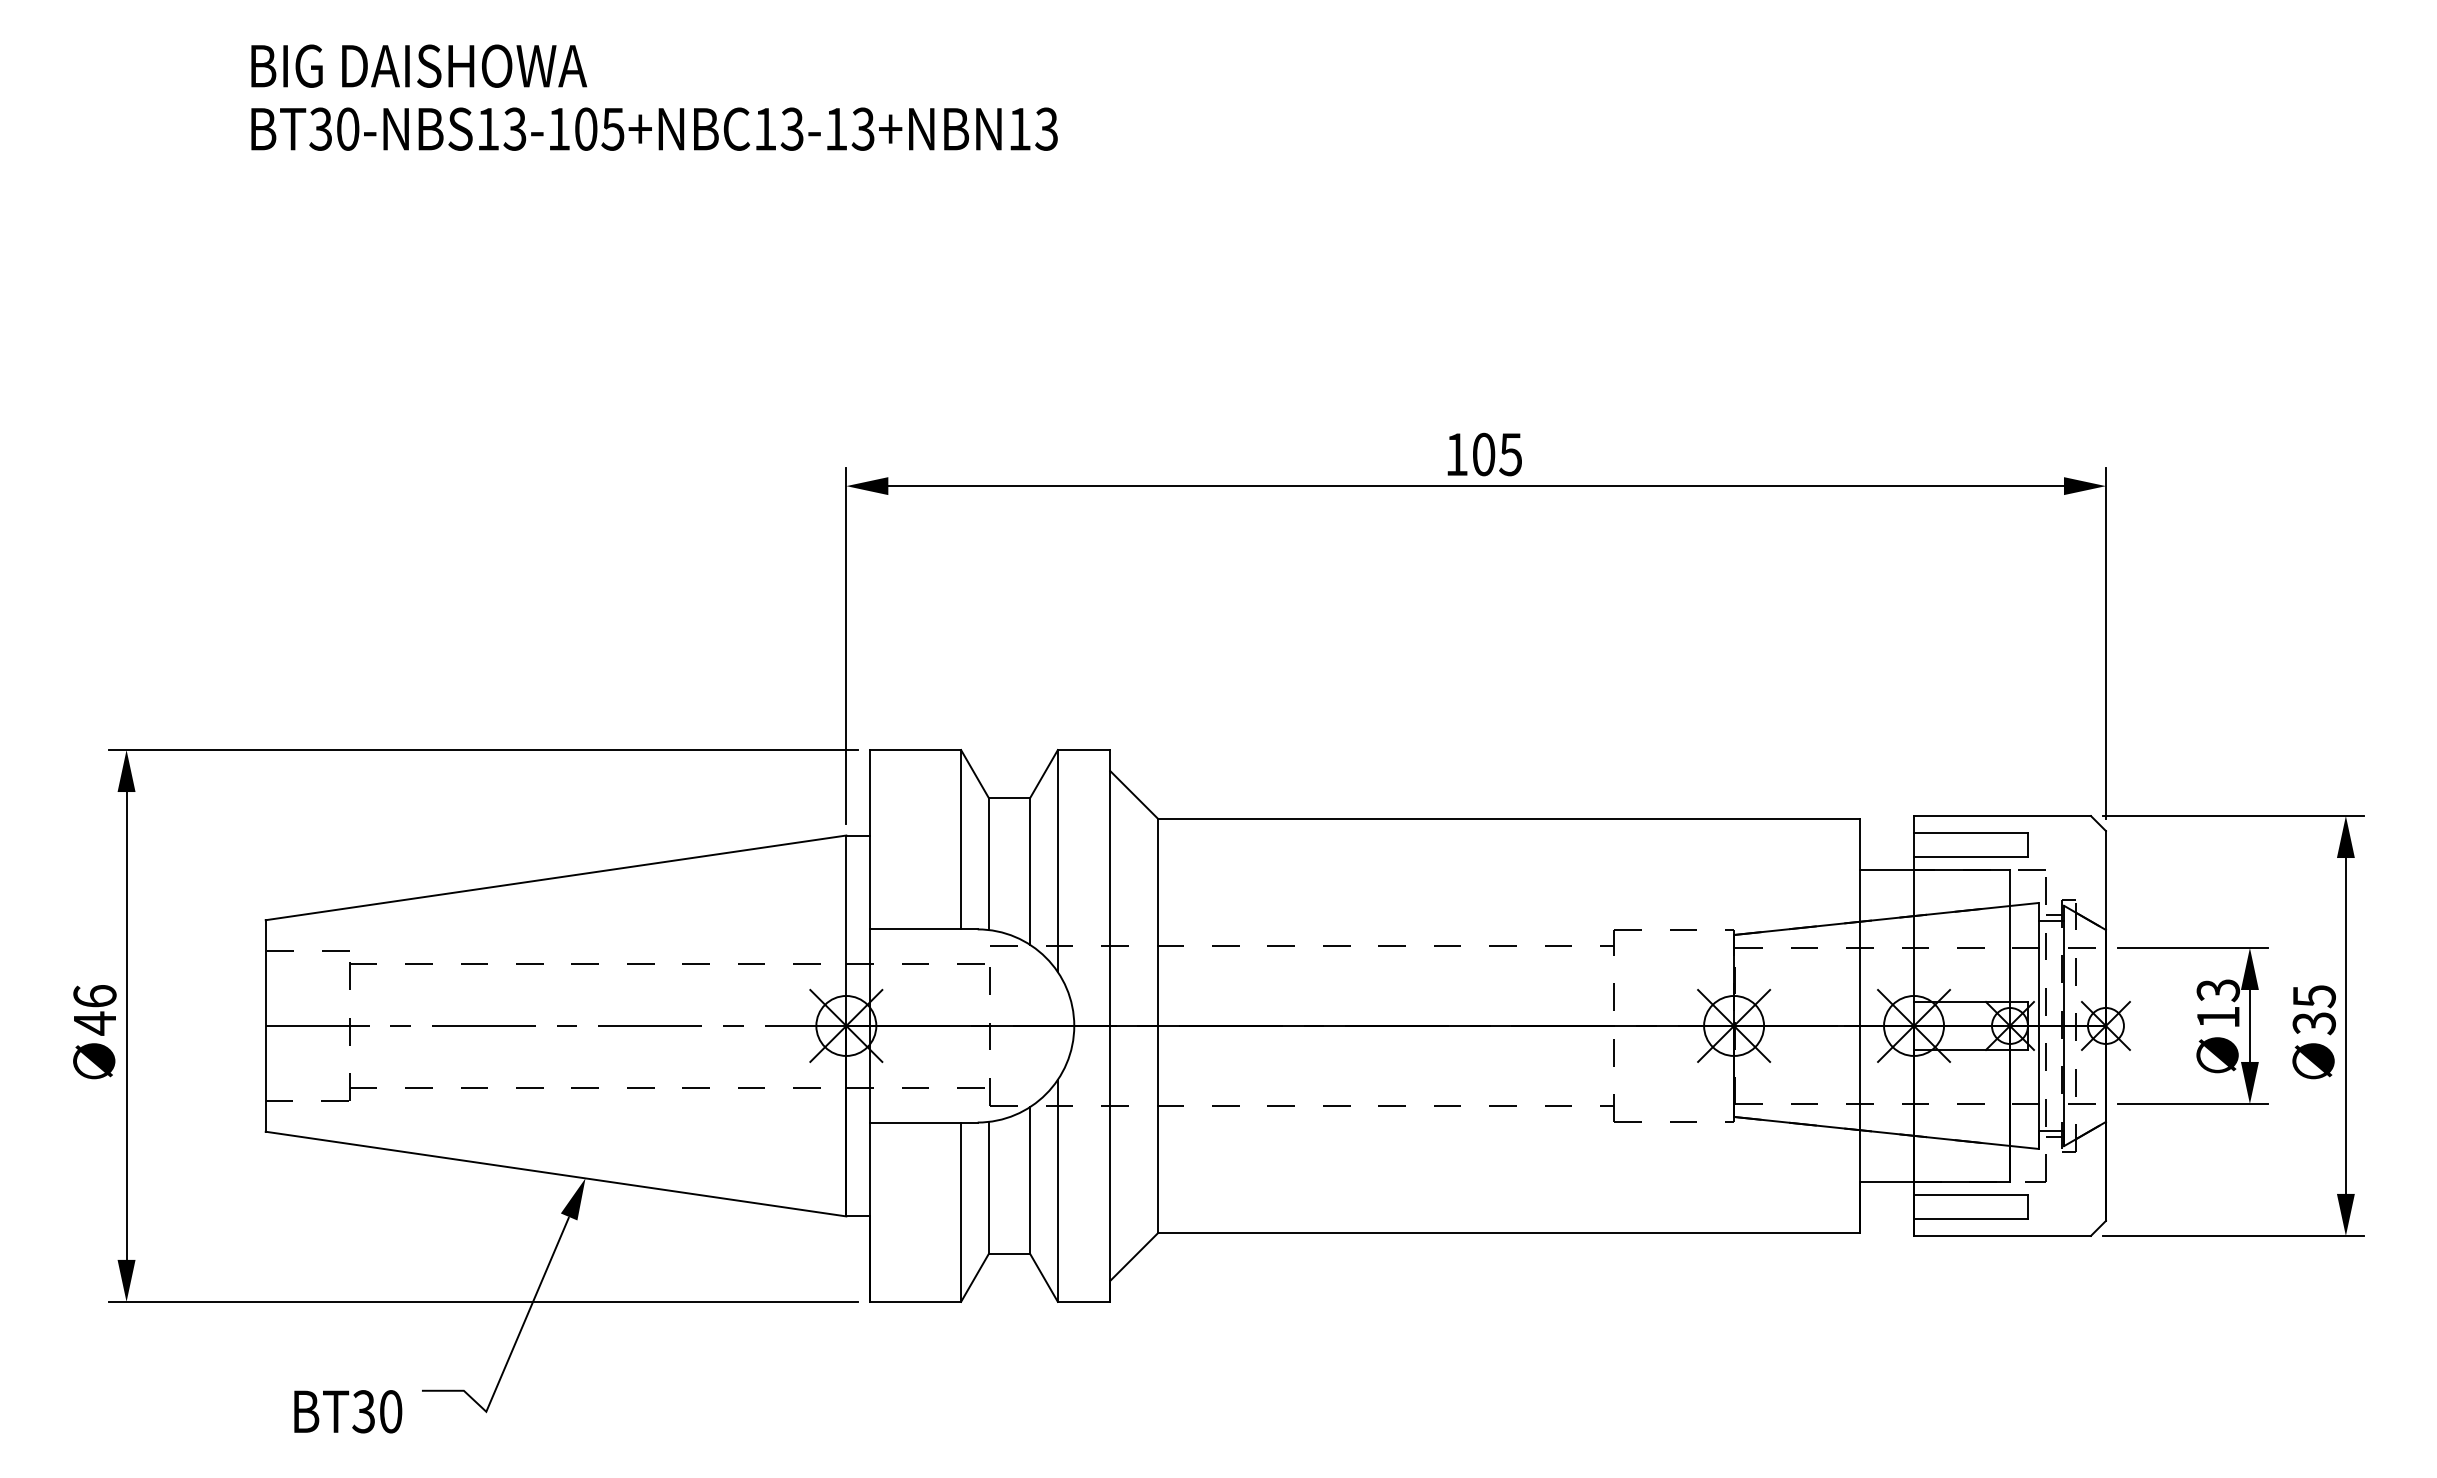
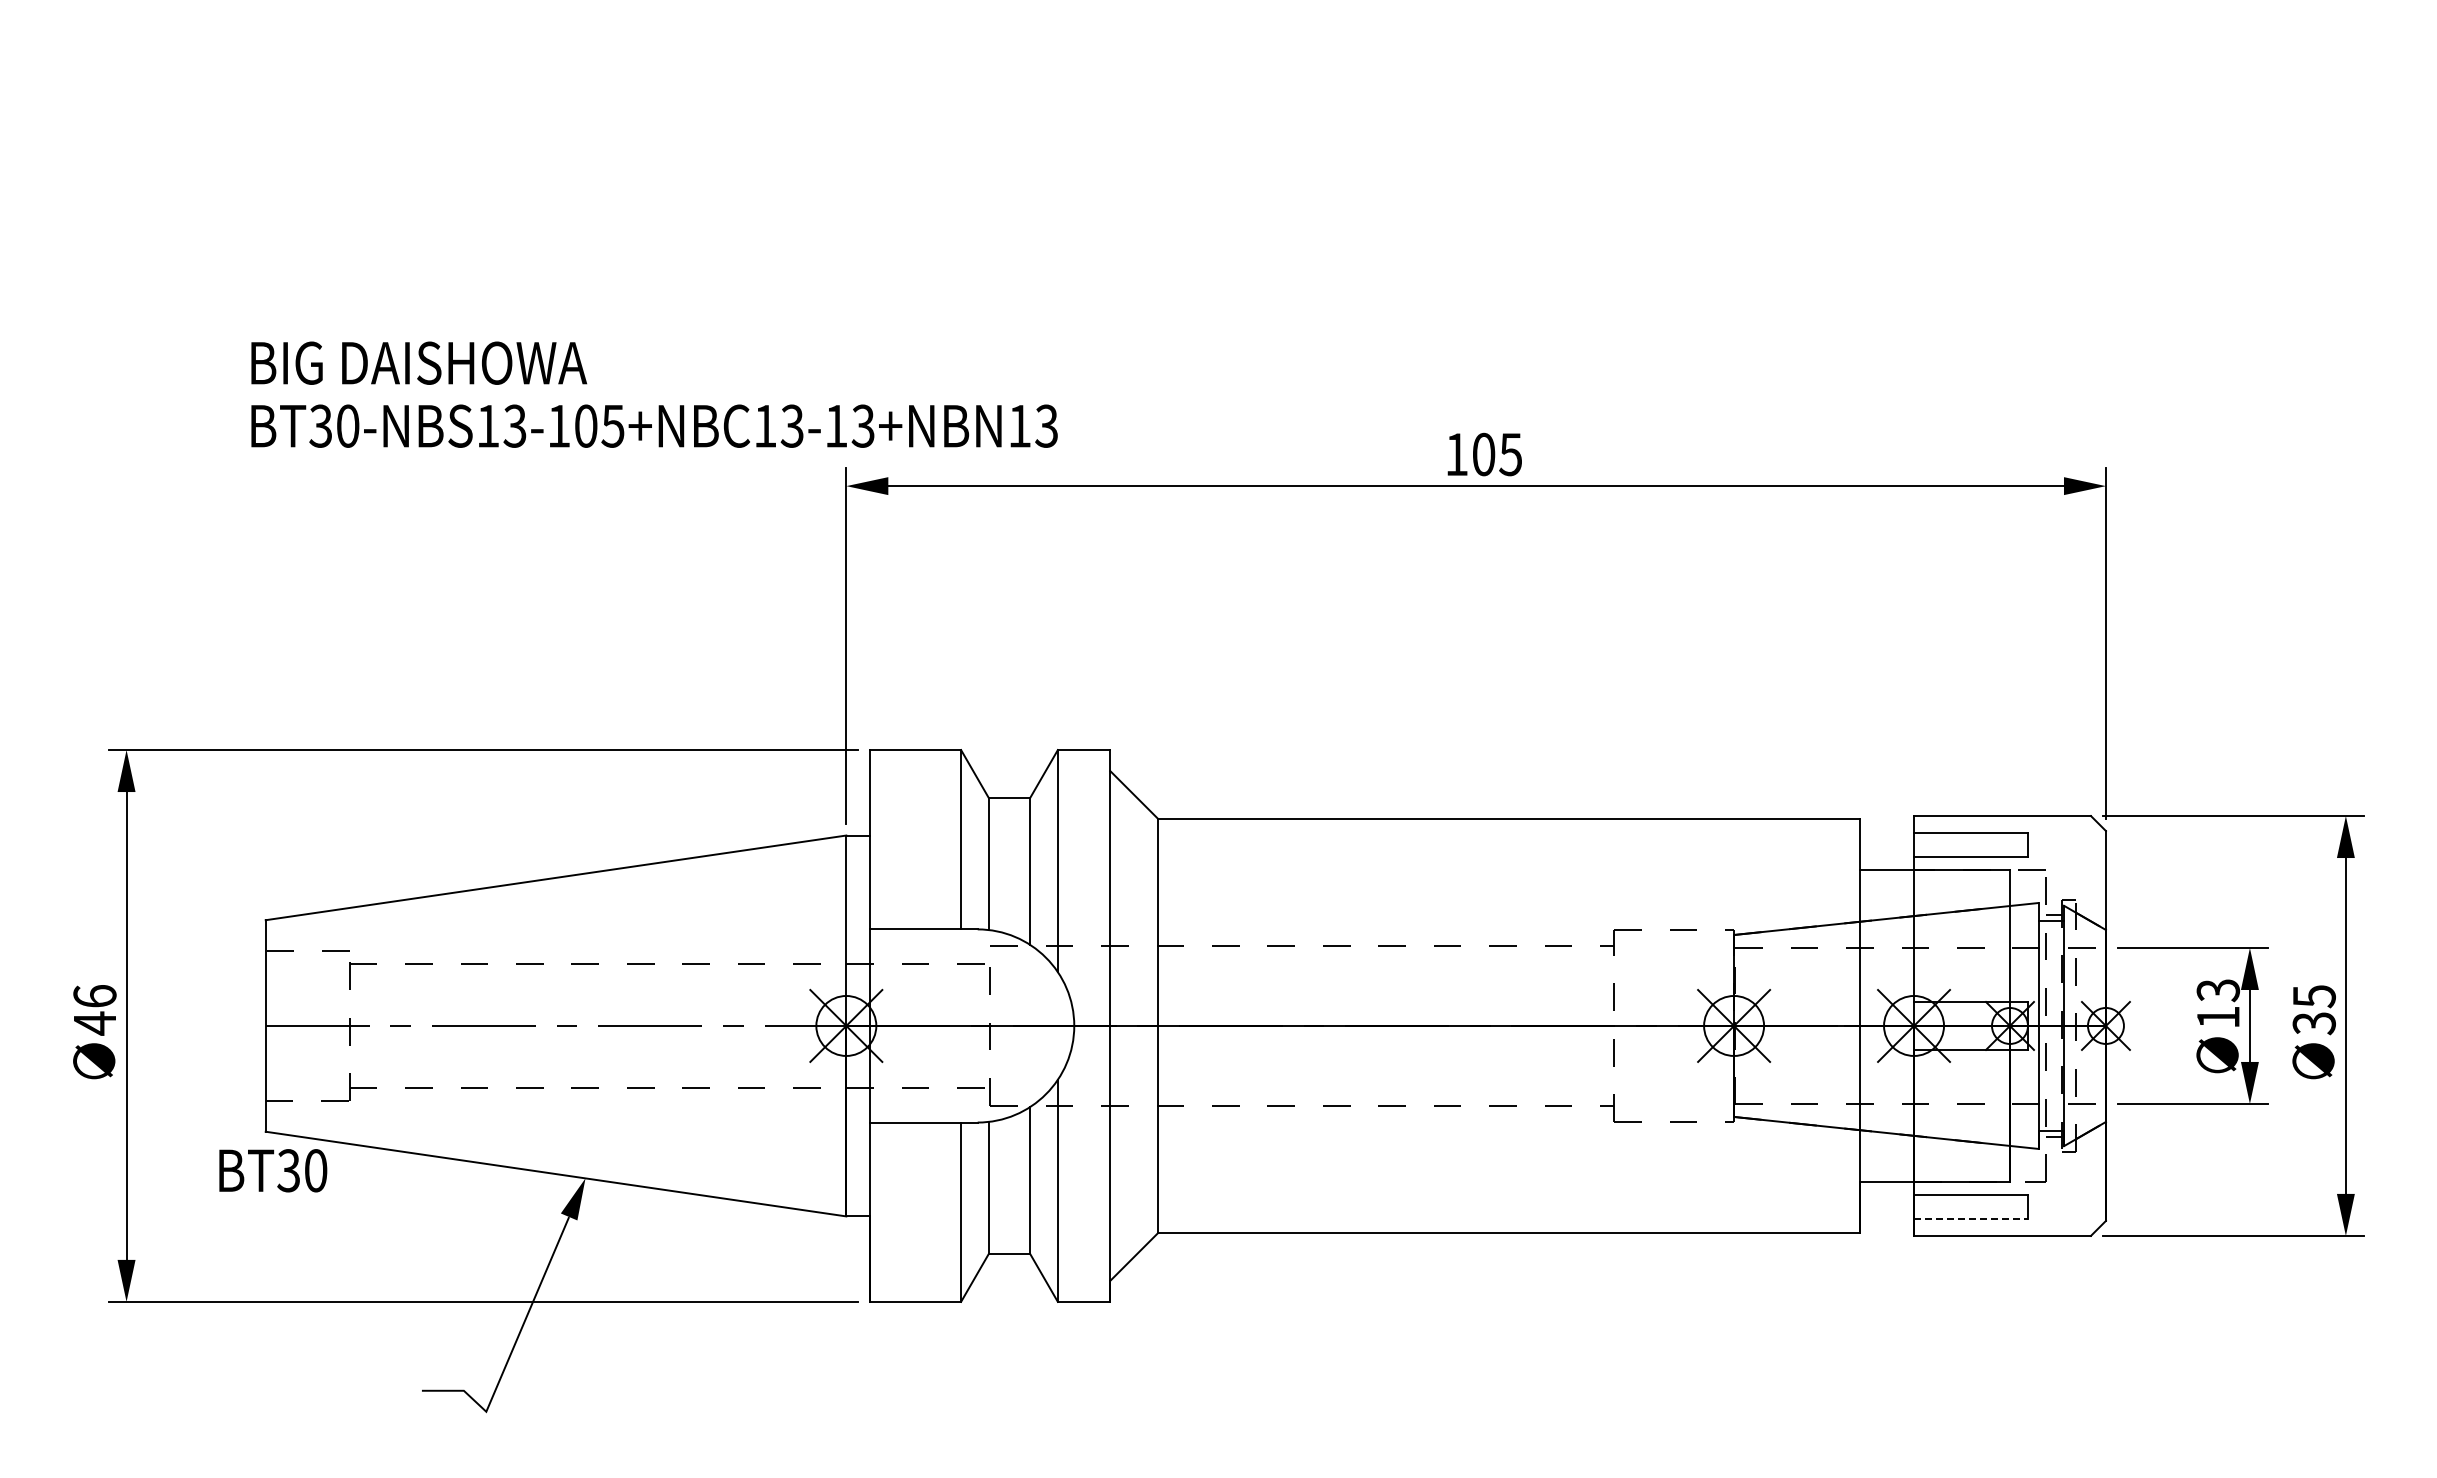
text position: (654, 97) -> (654, 394) (654, 394)
line: solid -> dashed (1971, 1218)
text position: (348, 1411) -> (273, 1170) (273, 1170)
